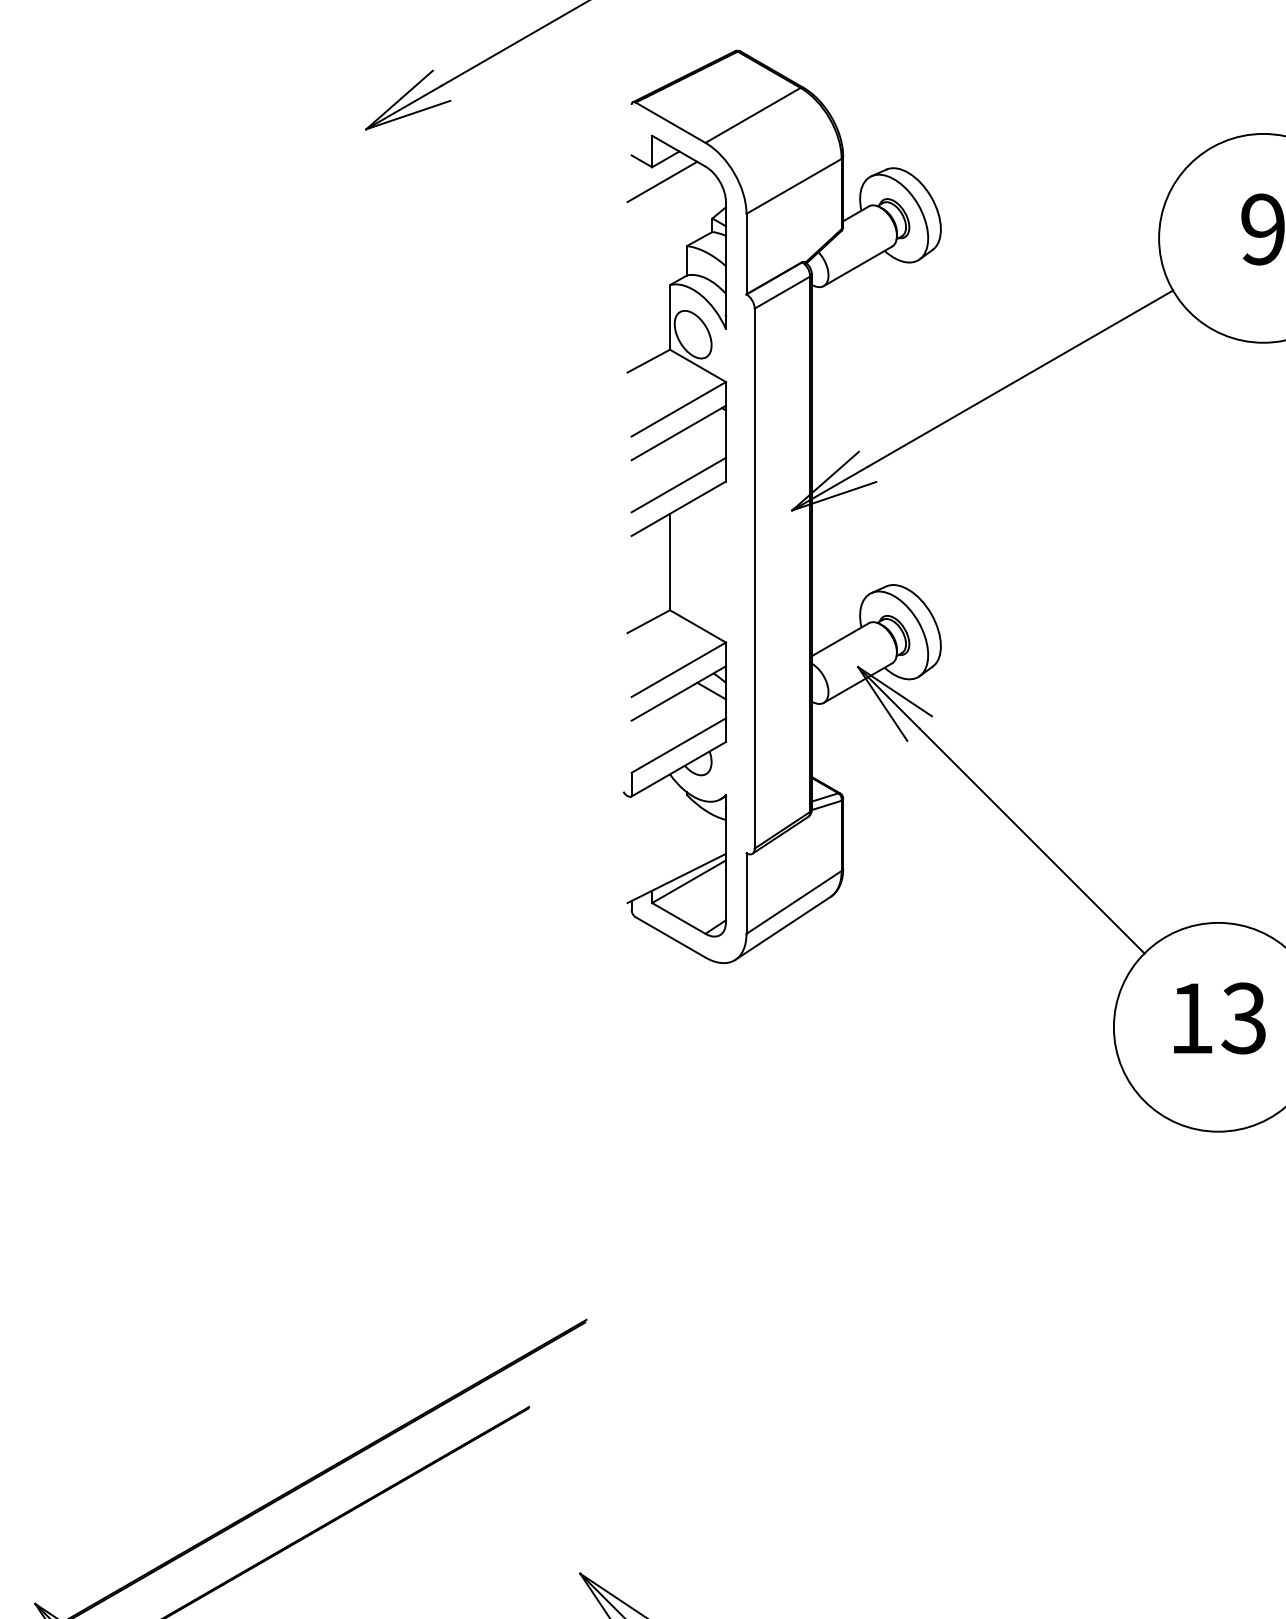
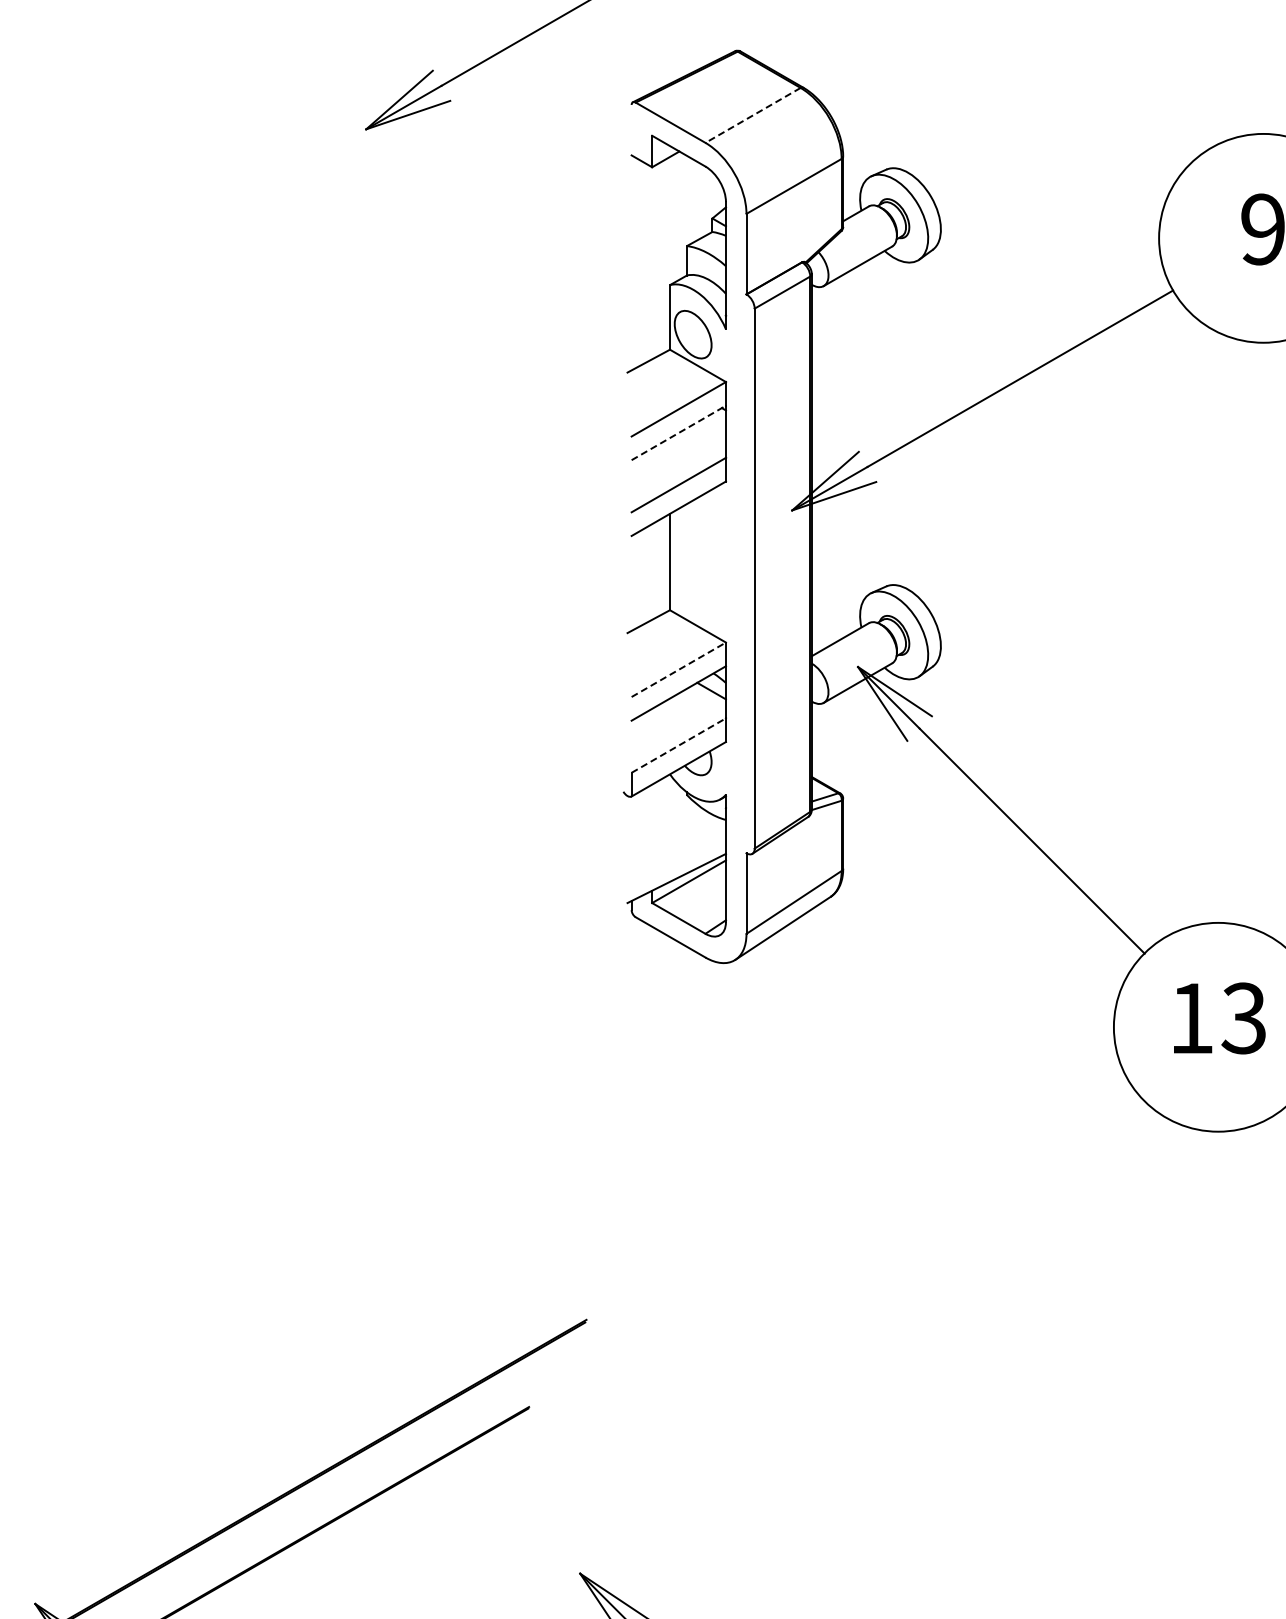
line: solid -> dashed (753, 115)
line: present -> none (662, 181)
line: solid -> dashed (679, 432)
line: solid -> dashed (679, 669)
line: solid -> dashed (679, 745)
